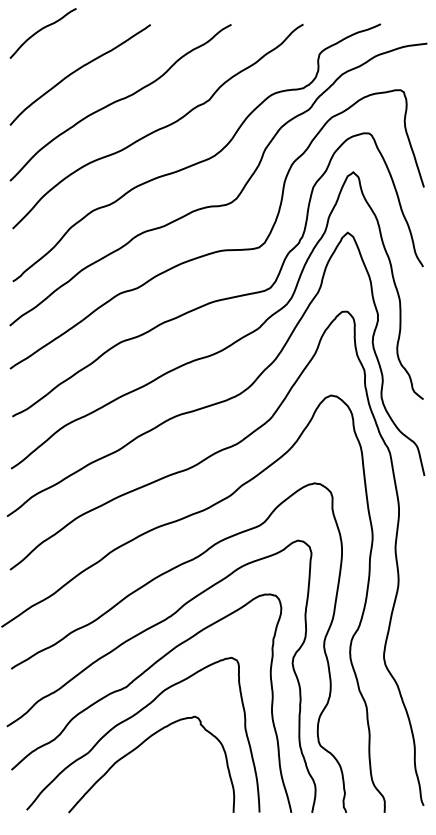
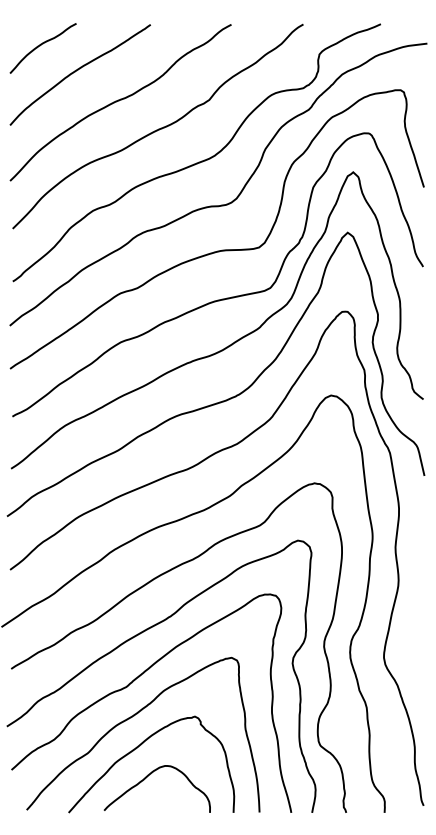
curve position: (40, 31) -> (40, 46) (40, 46)
curve: none -> present (146, 778)
